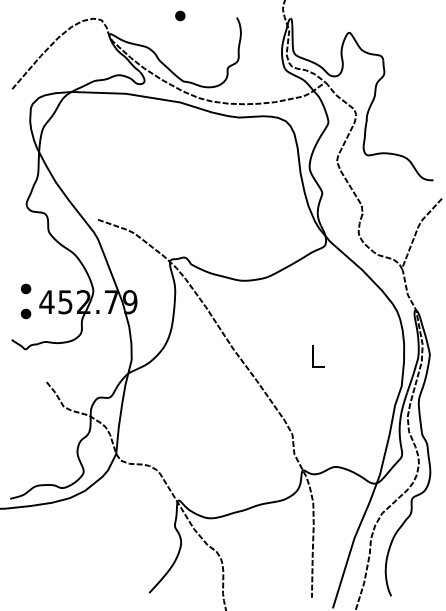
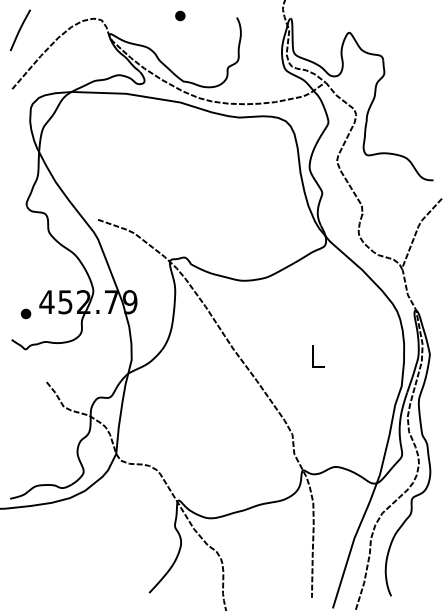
line: none -> present (19, 30)
part: present -> none (25, 288)
